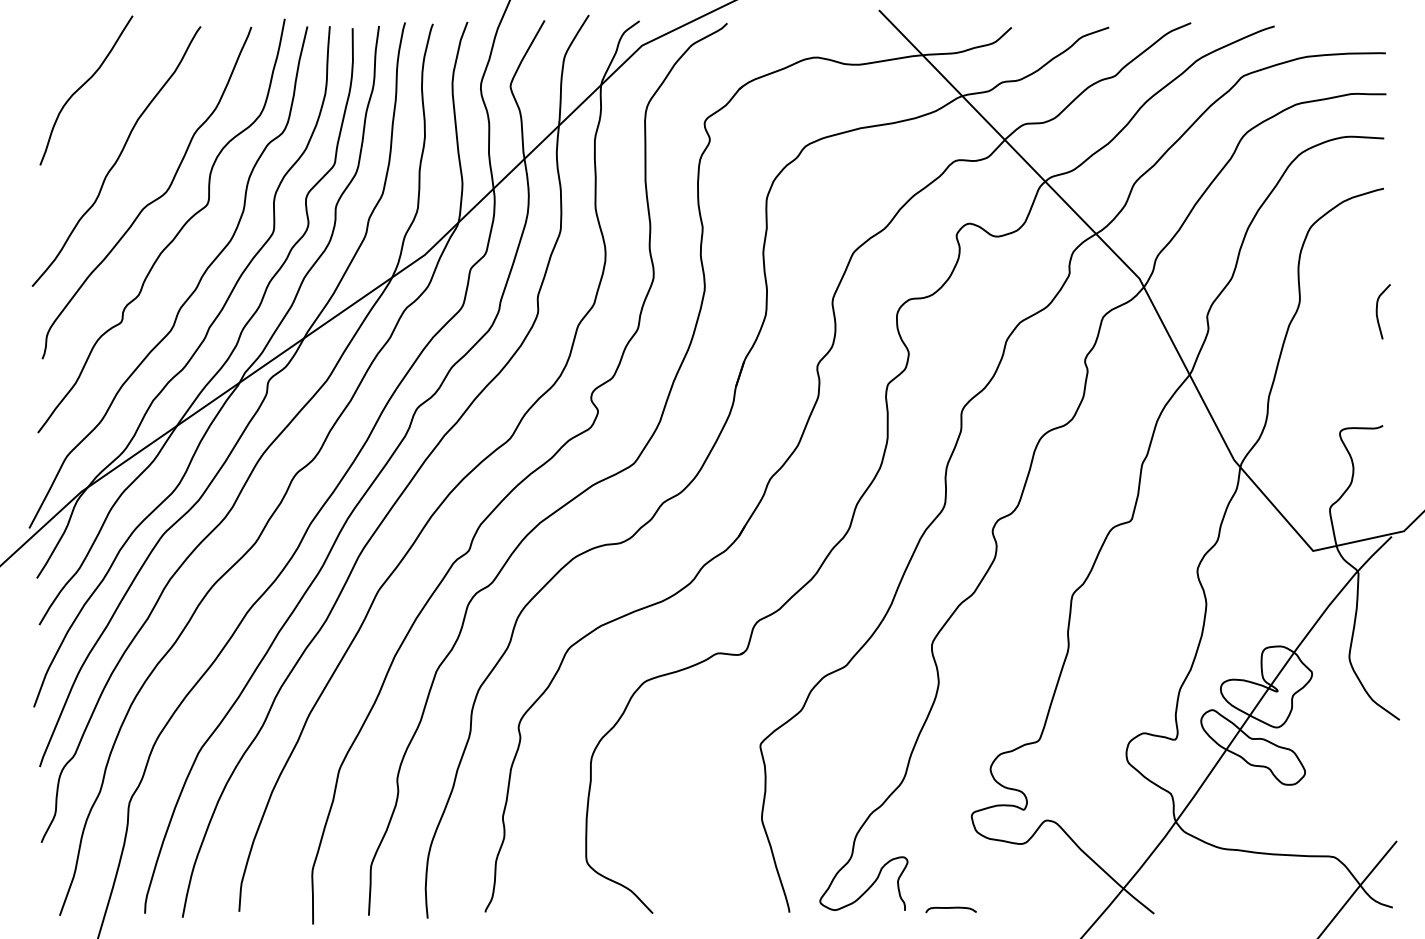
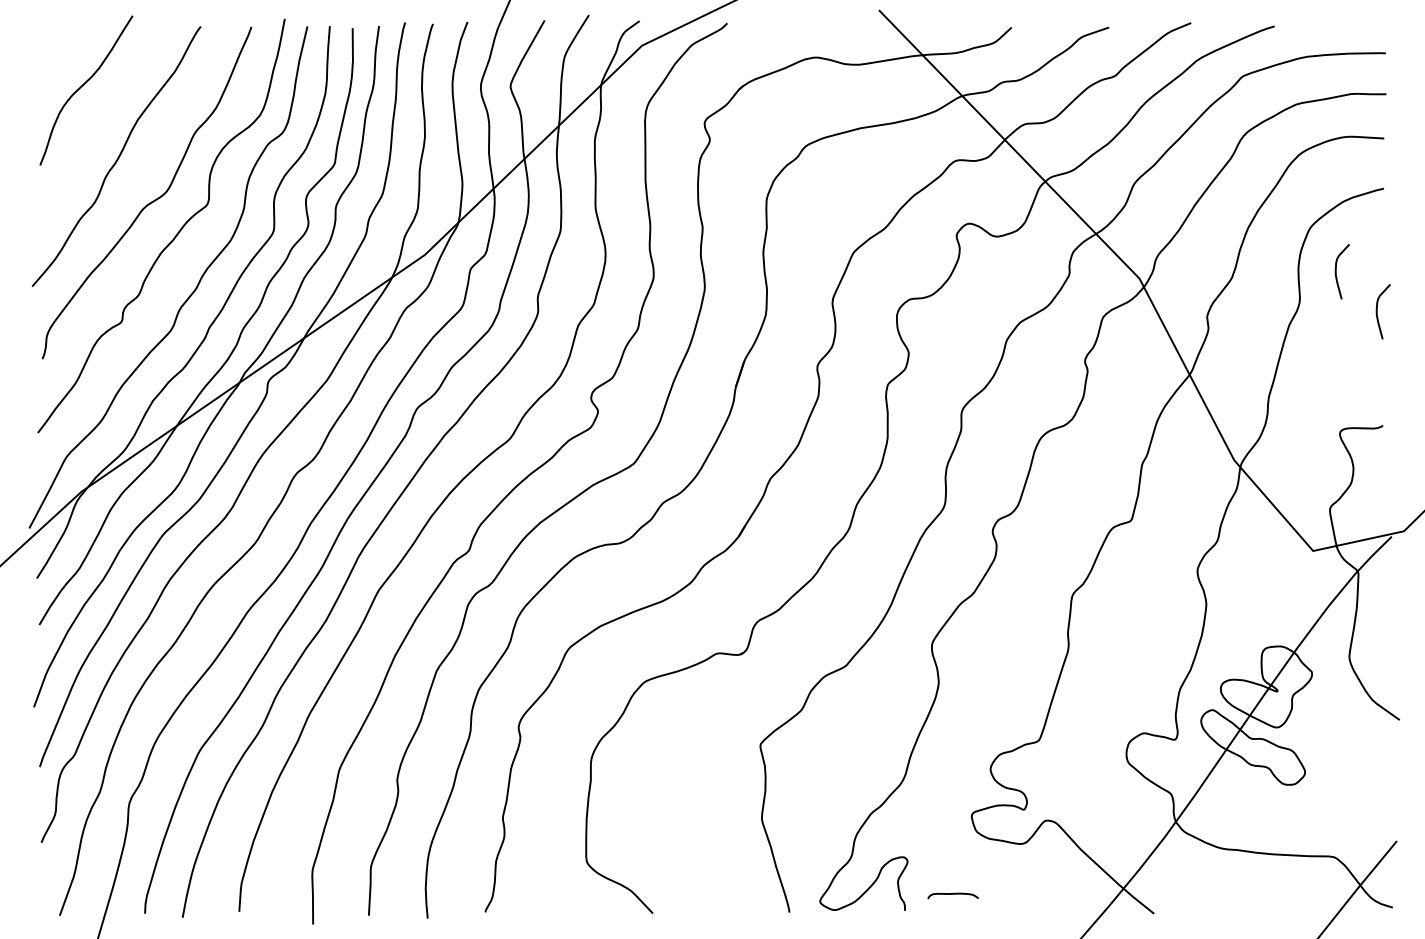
curve: none -> present (1336, 271)
curve position: (950, 908) -> (952, 894) (952, 894)
